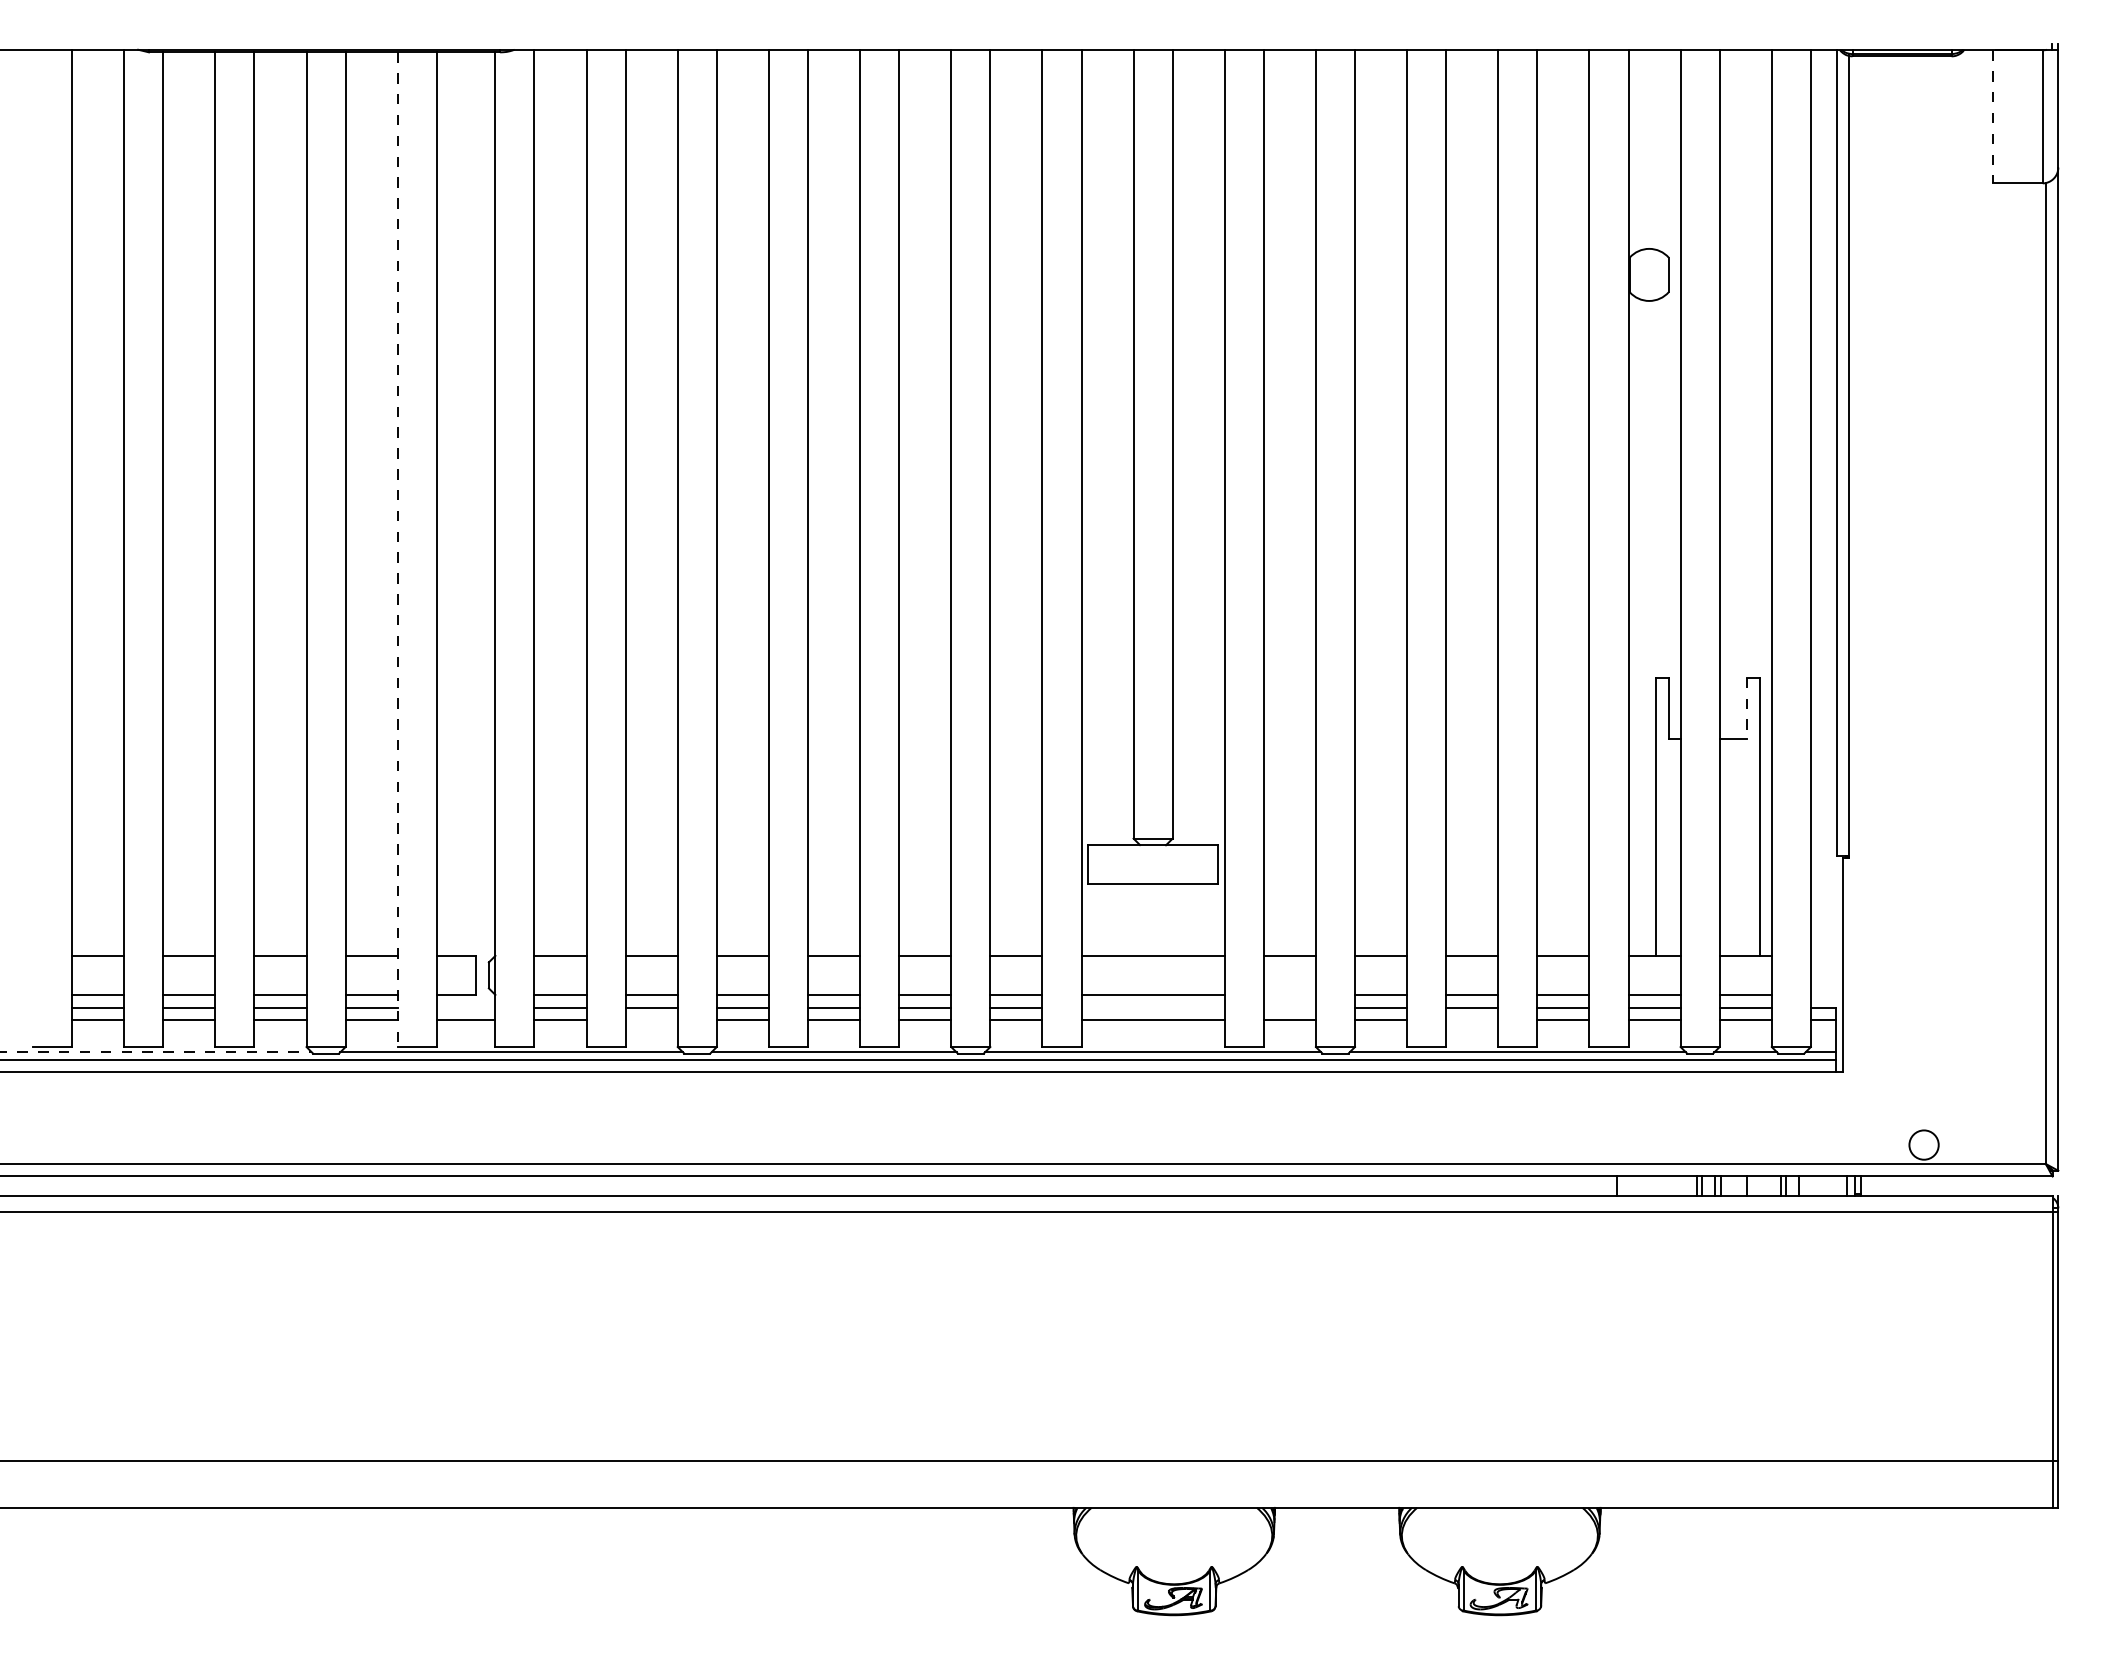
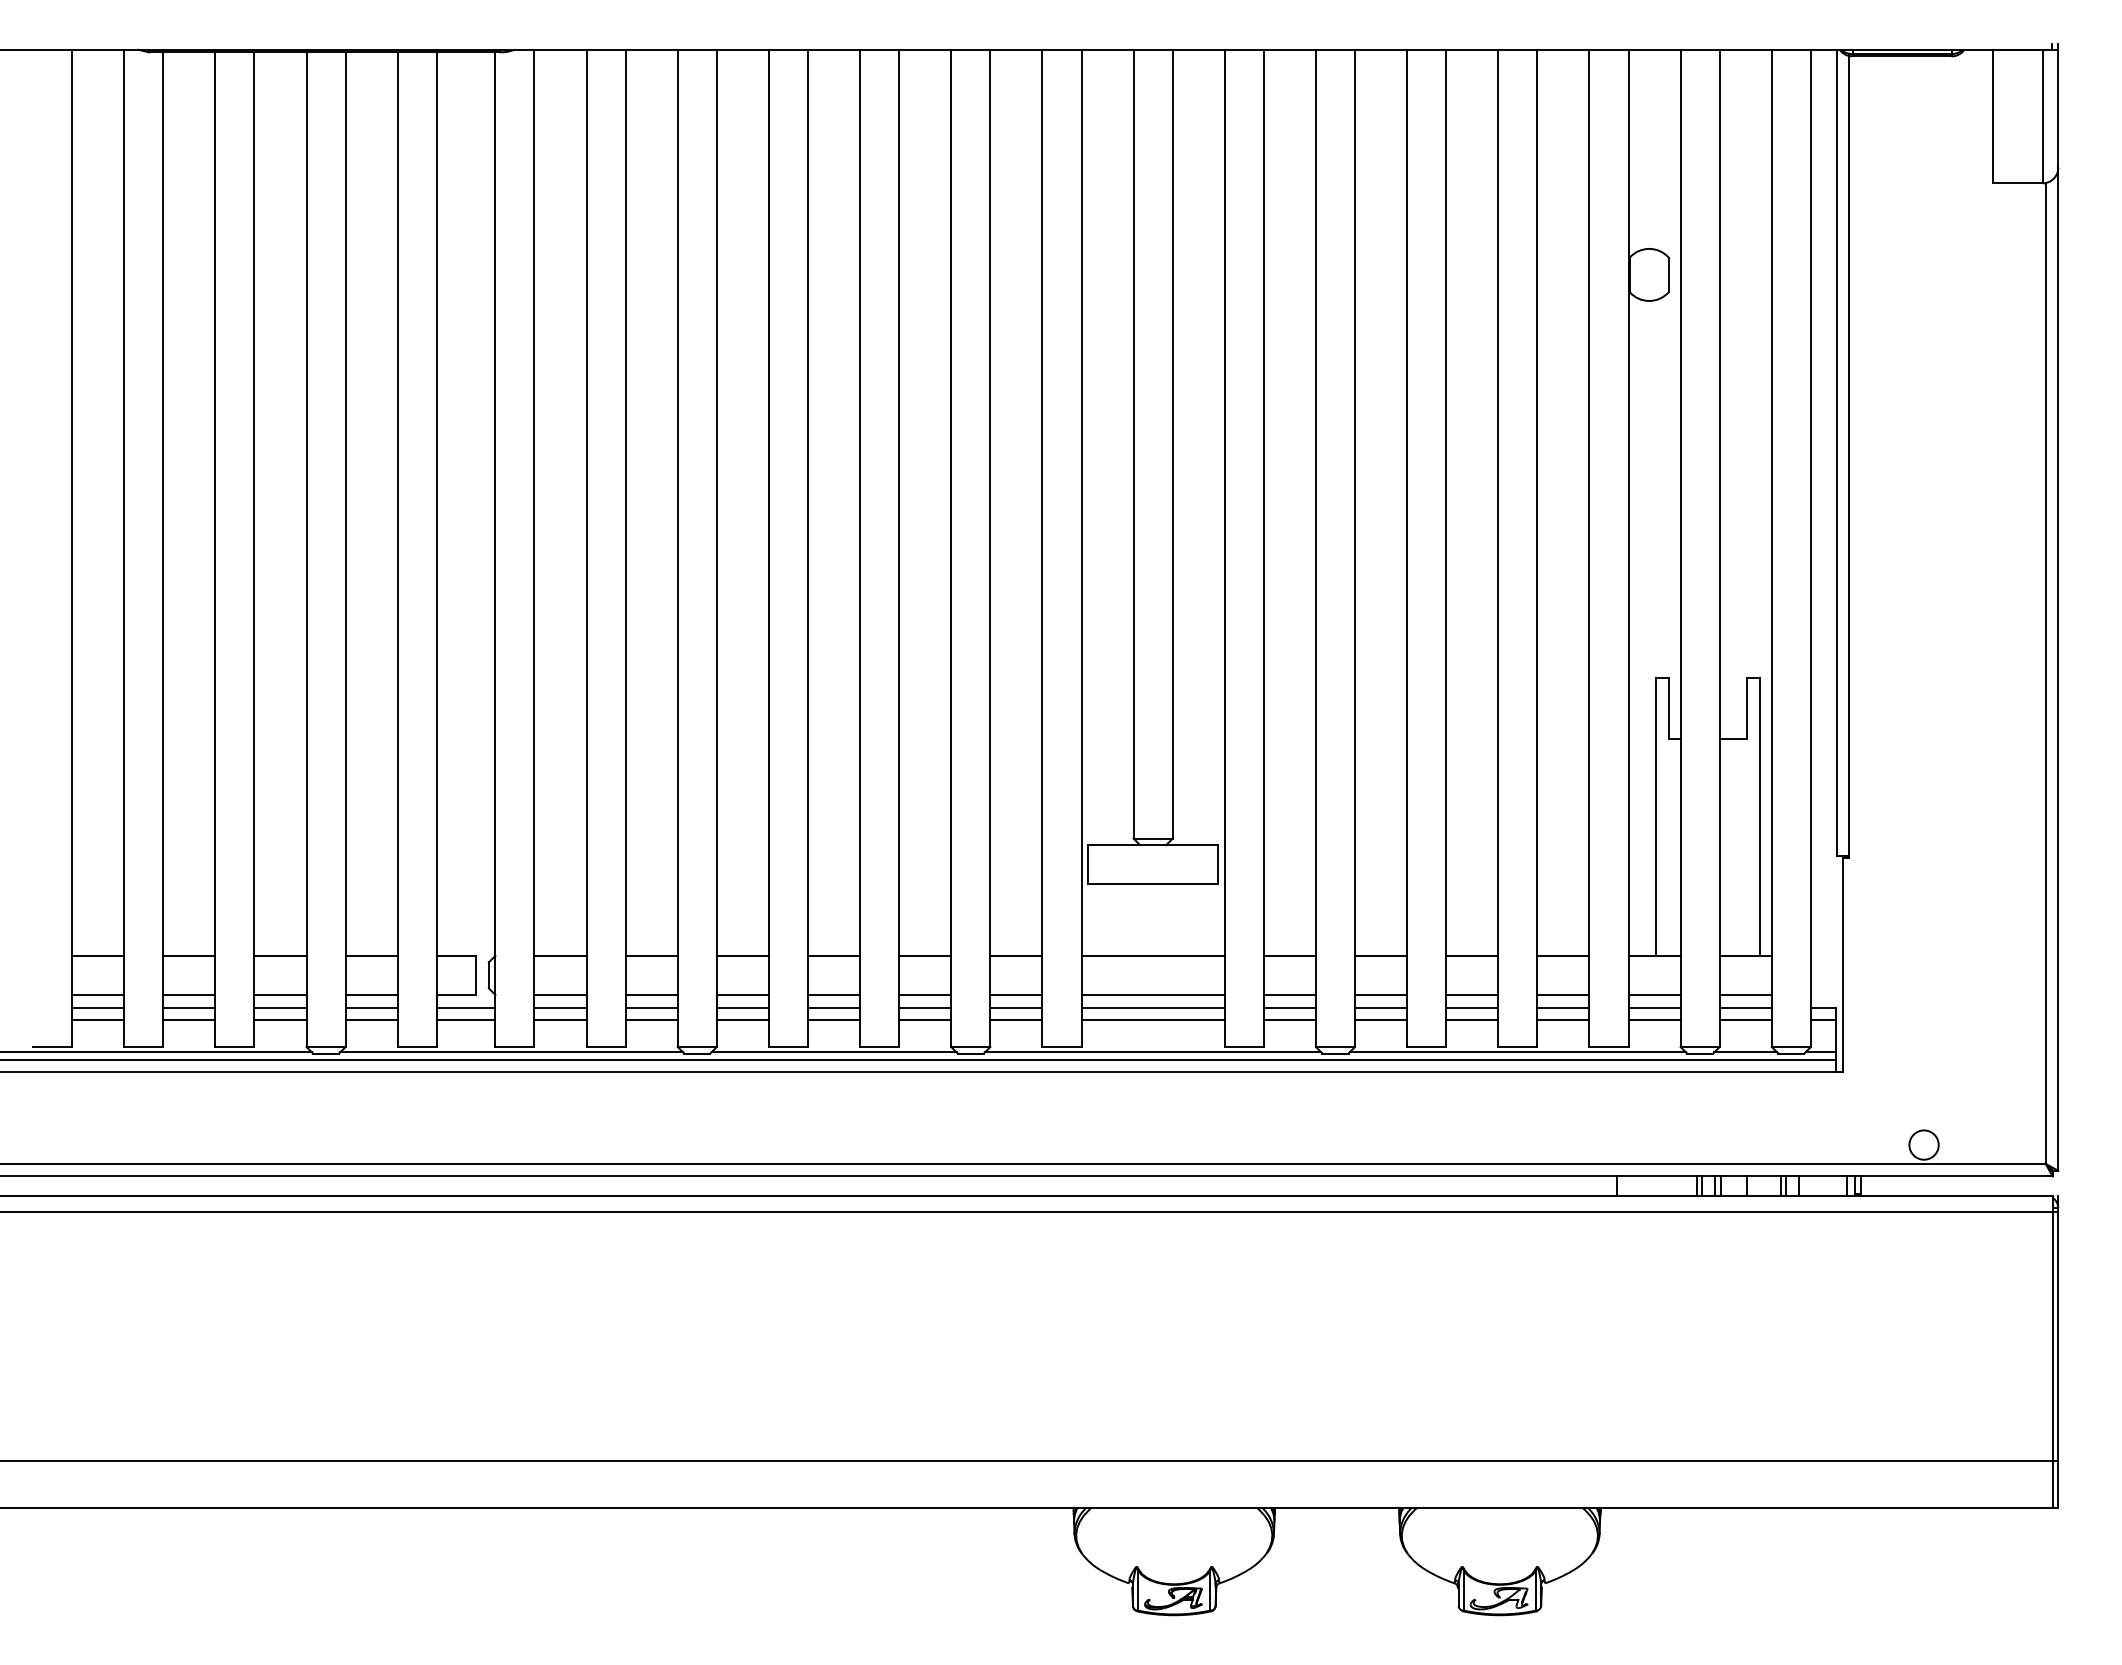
line: dashed -> solid (1993, 116)
line: dashed -> solid (397, 550)
line: dashed -> solid (1746, 708)
line: none -> present (1289, 994)
line: none -> present (465, 1007)
line: none -> present (1152, 1007)
line: none -> present (1289, 1007)
line: none -> present (651, 1020)
line: none -> present (1472, 1020)
line: dashed -> solid (156, 1052)
